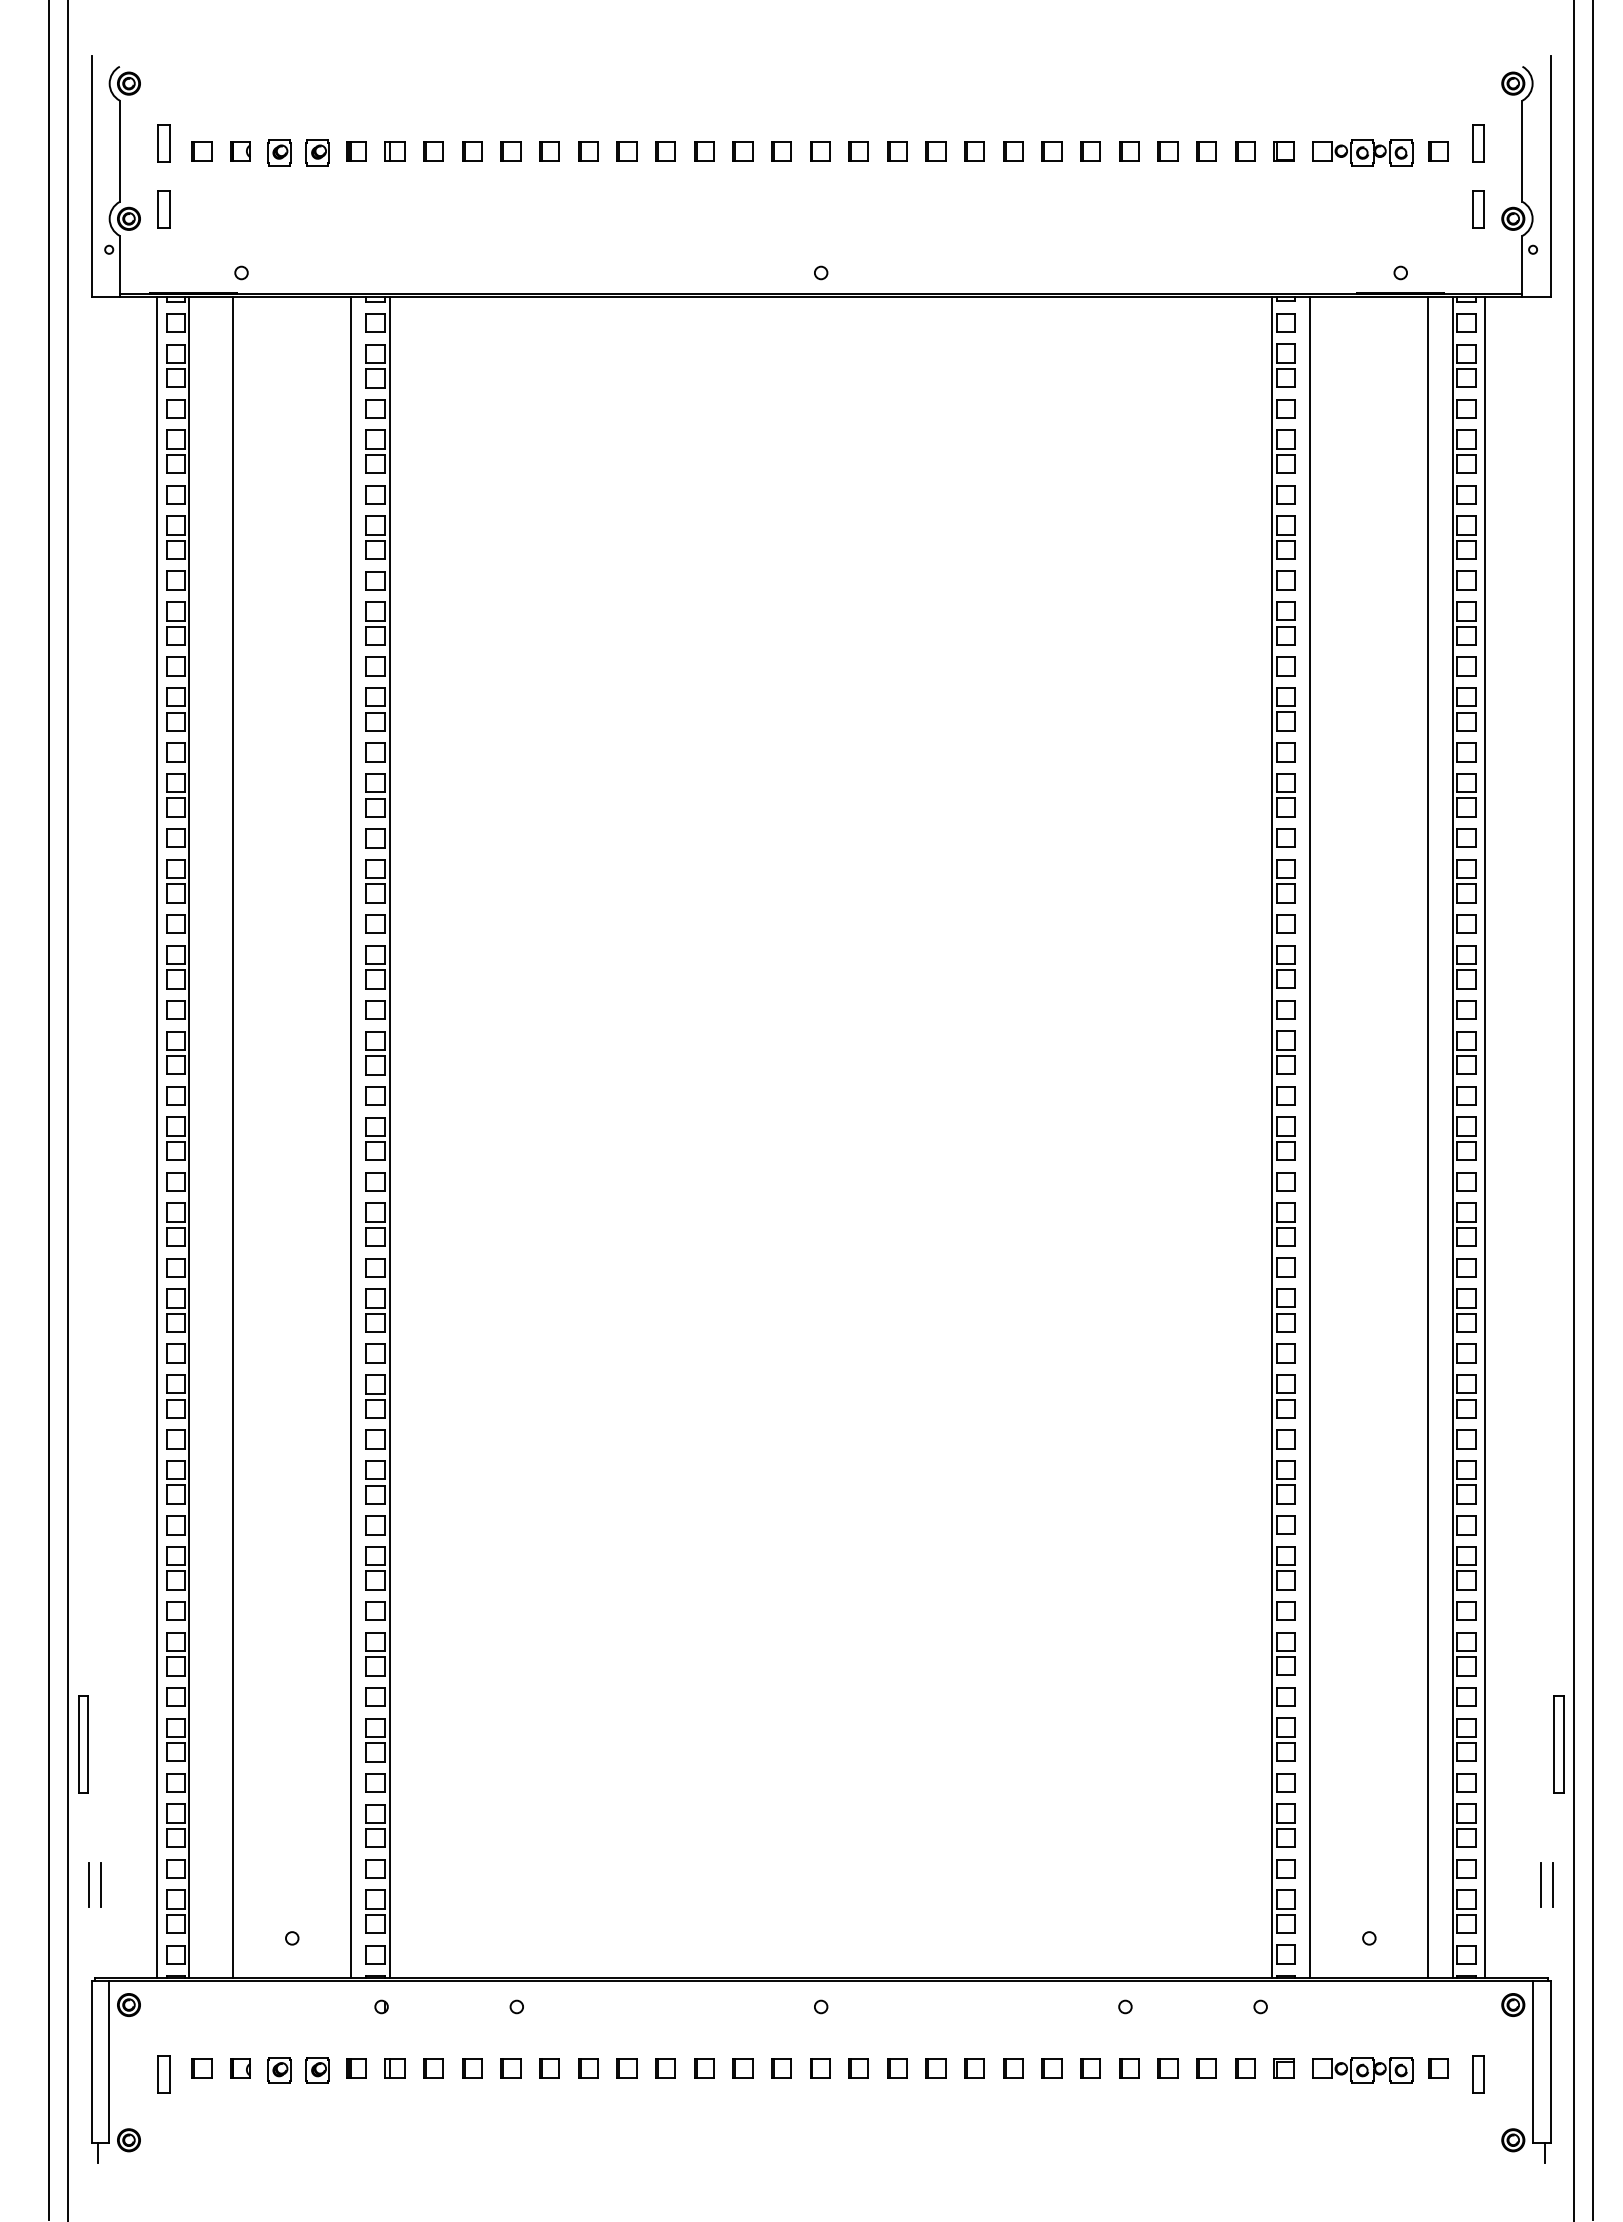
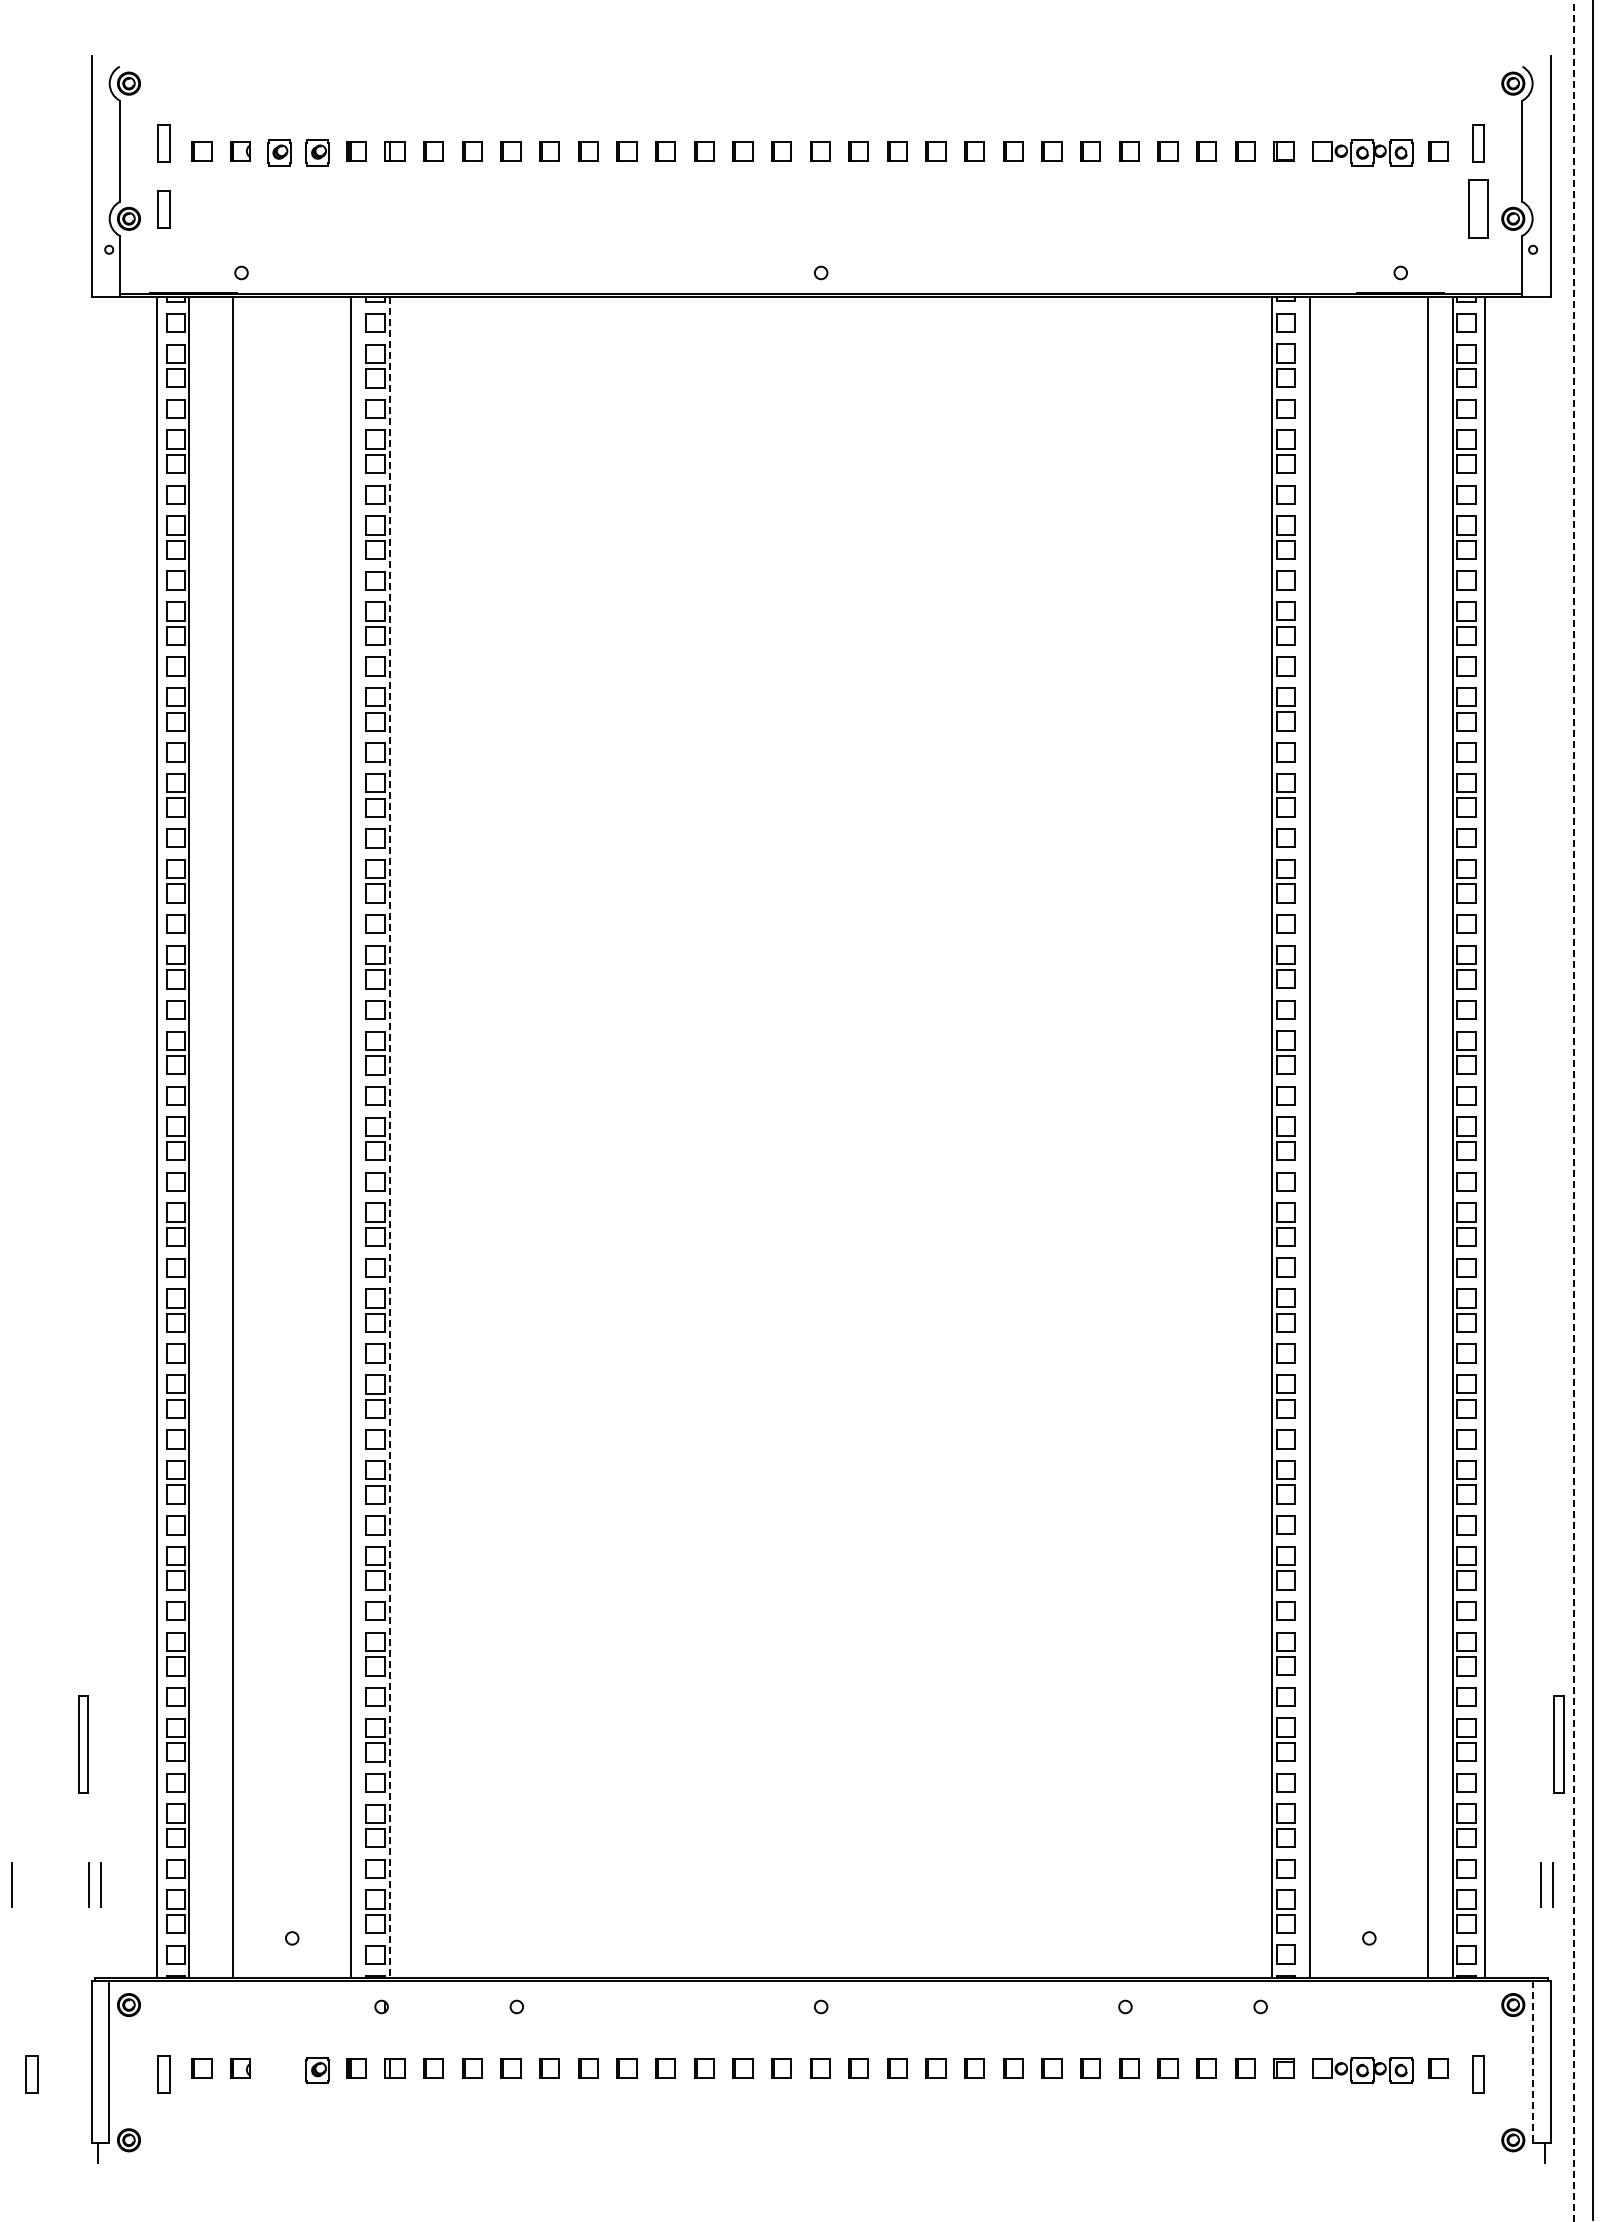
part size: 13x39 px -> 21x60 px (1478, 208)
line: present -> none (48, 1110)
line: present -> none (68, 1110)
line: solid -> dashed (1574, 1111)
line: solid -> dashed (389, 1138)
line: none -> present (11, 1884)
line: solid -> dashed (1533, 2062)
part: present -> none (279, 2070)
part: none -> present (31, 2074)
